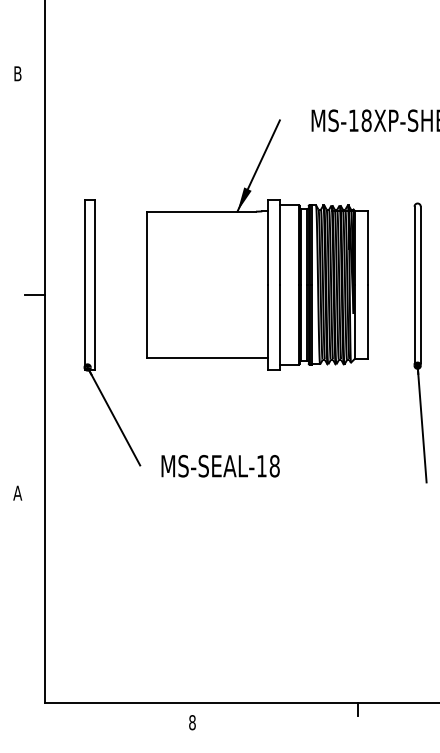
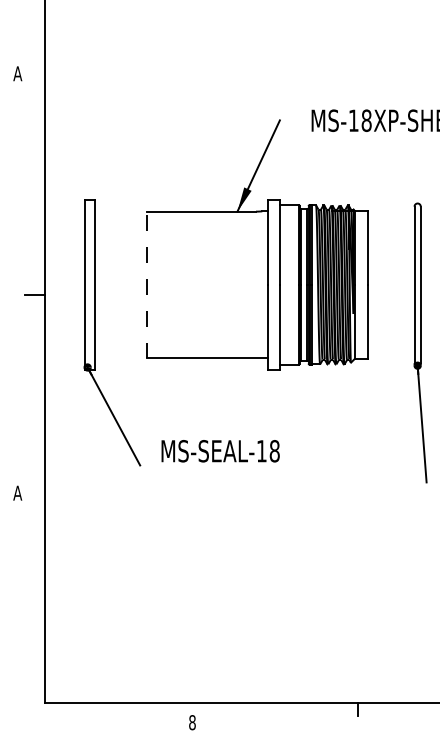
text: B -> A (17, 73)
line: solid -> dashed (147, 284)
text position: (220, 466) -> (220, 451) (220, 451)
